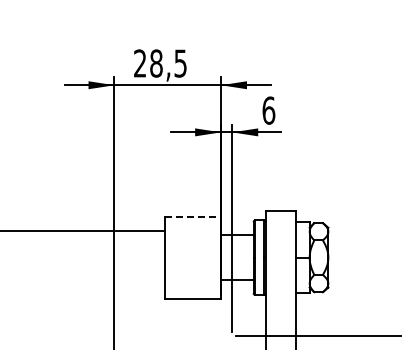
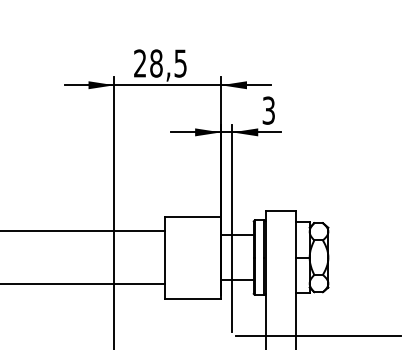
text: 6 -> 3 (268, 110)
line: dashed -> solid (193, 216)
line: none -> present (83, 283)
